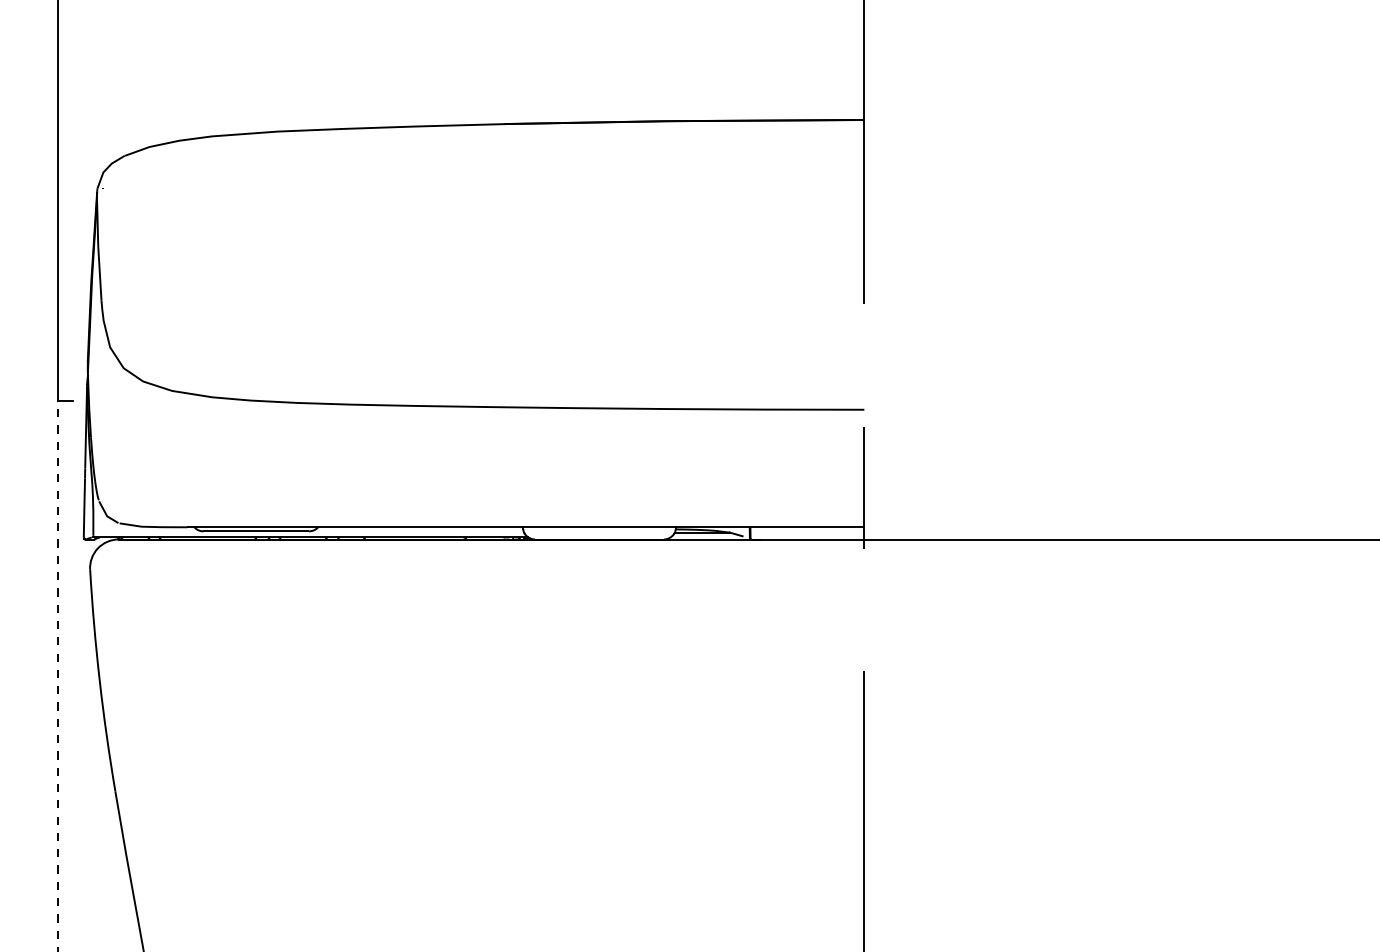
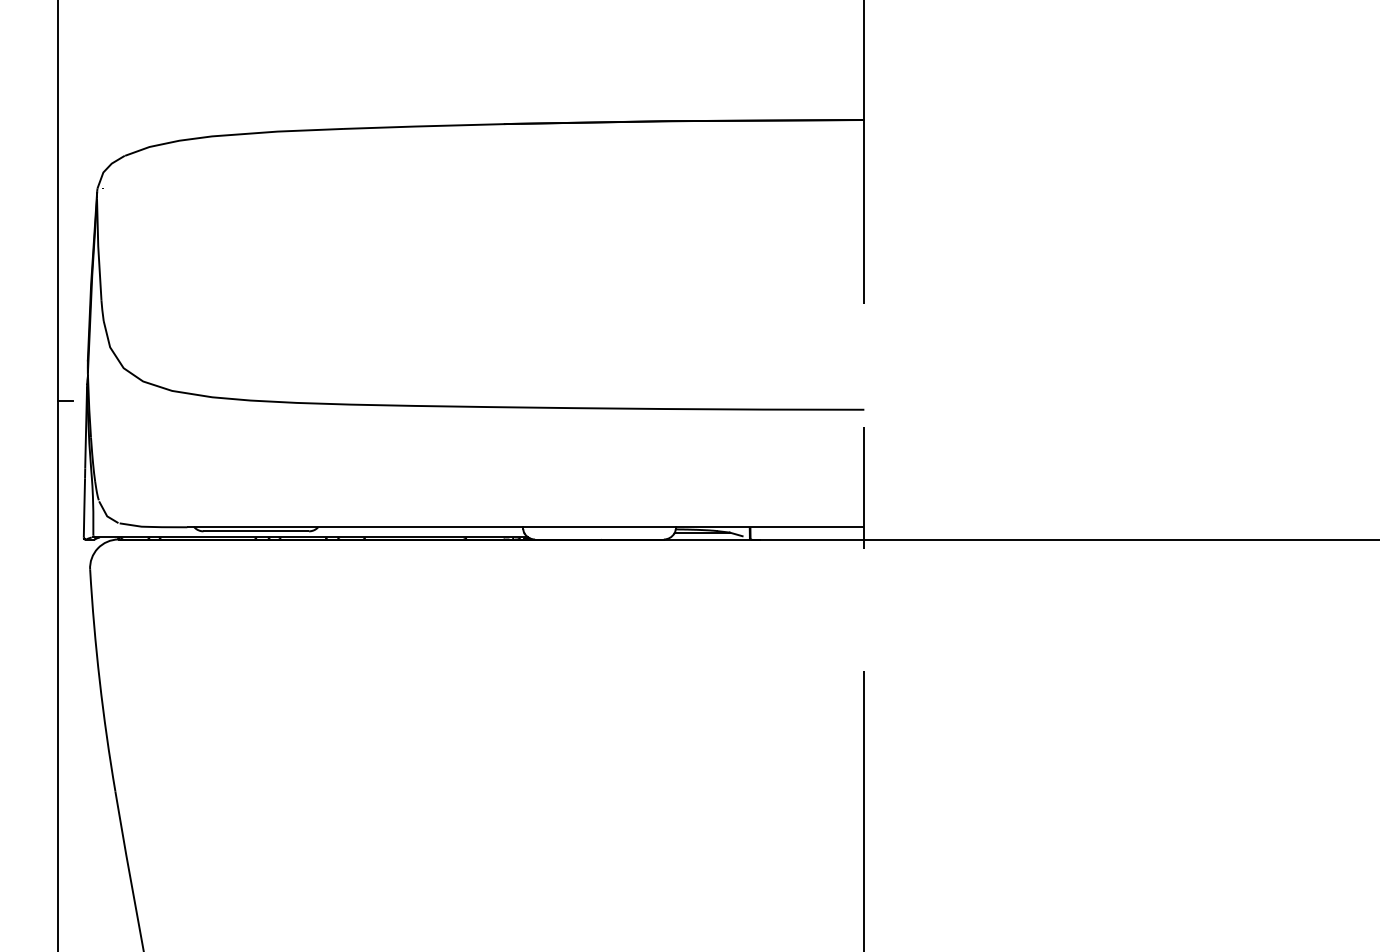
line: dashed -> solid (57, 675)
